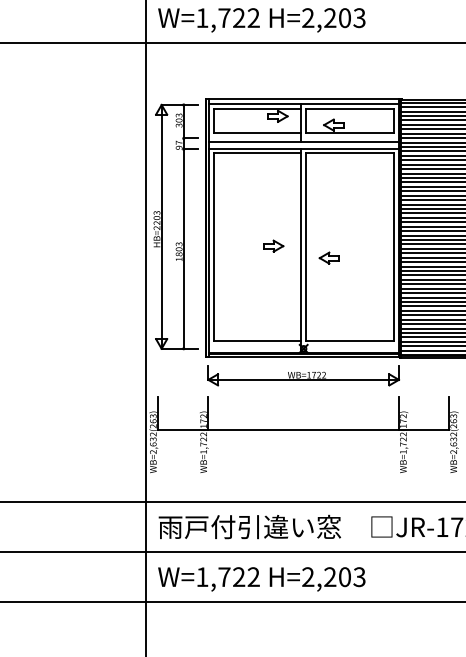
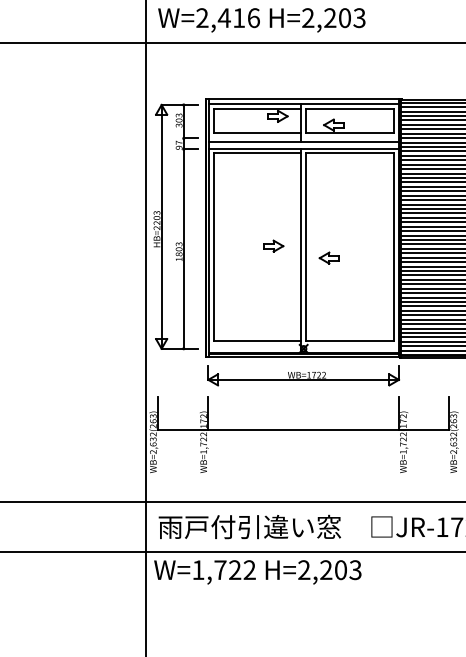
text: W=1,722 -> W=2,416 (227, 18)
text position: (261, 579) -> (257, 572) (257, 572)
line: present -> none (232, 602)
